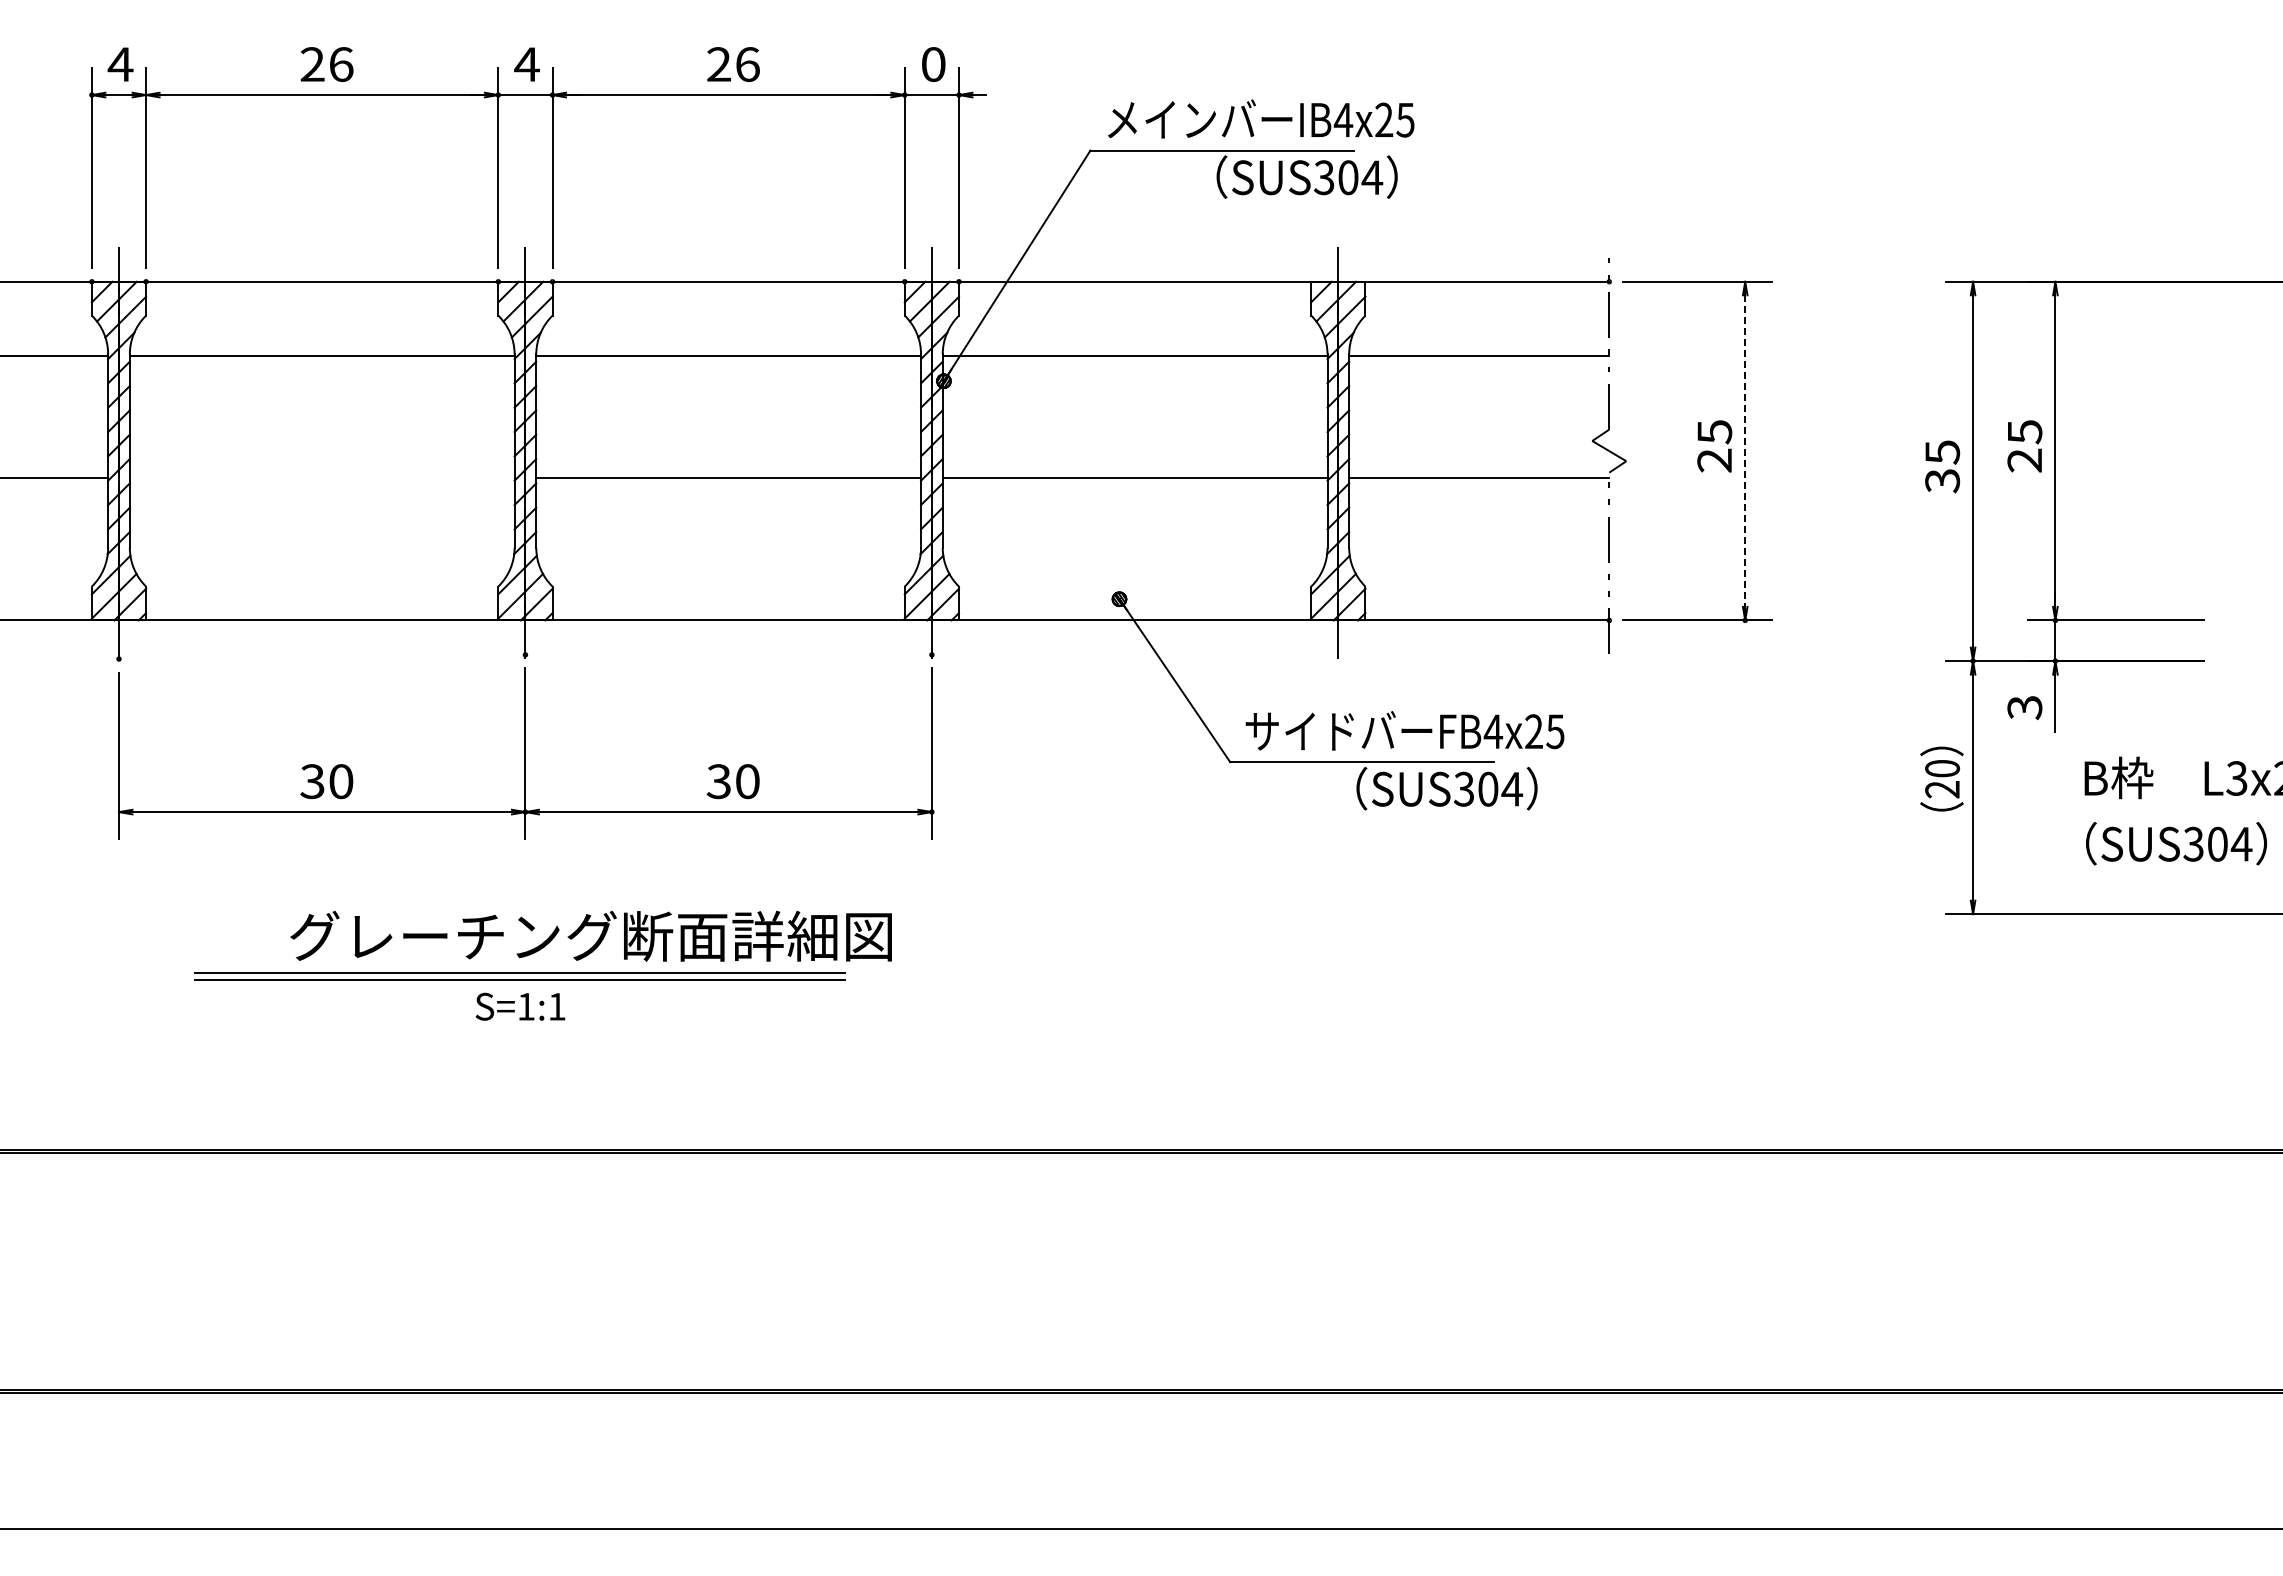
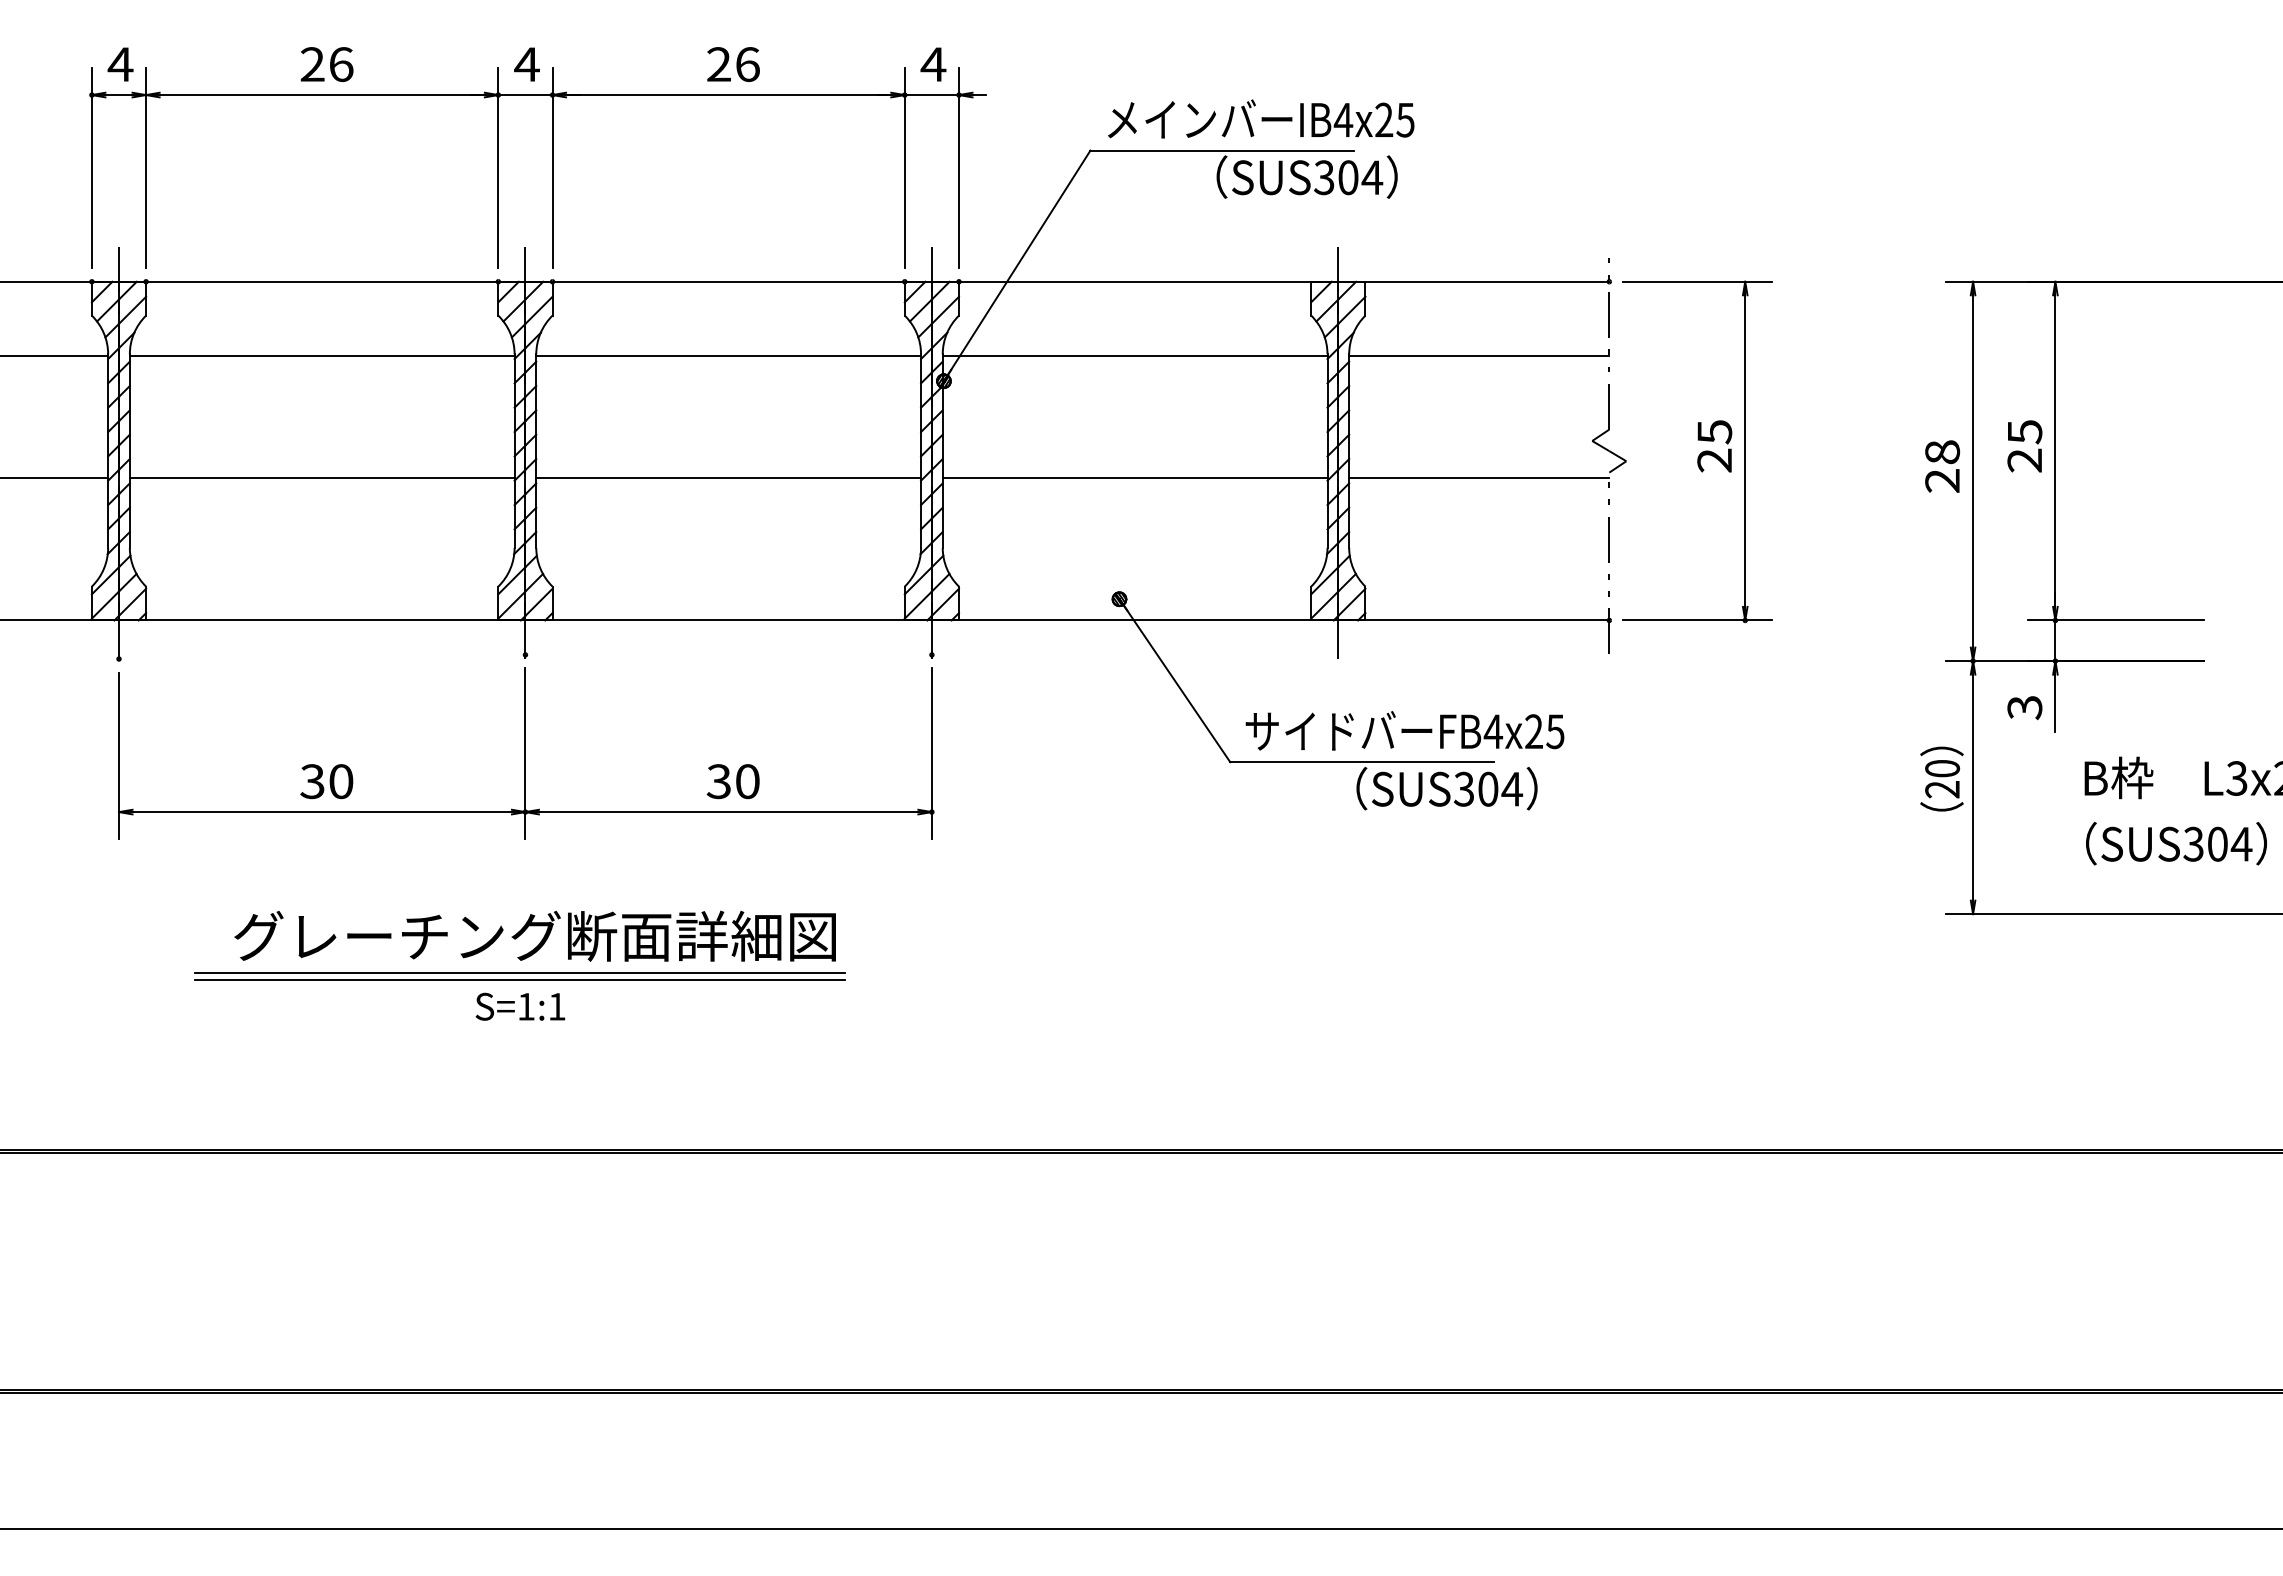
text: 0 -> 4 (933, 64)
line: dashed -> solid (1745, 451)
text: 35 -> 28 (1942, 466)
line: none -> present (321, 478)
text position: (590, 935) -> (534, 935) (534, 935)
